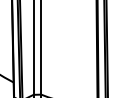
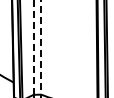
line: solid -> dashed (33, 46)
line: solid -> dashed (41, 47)
